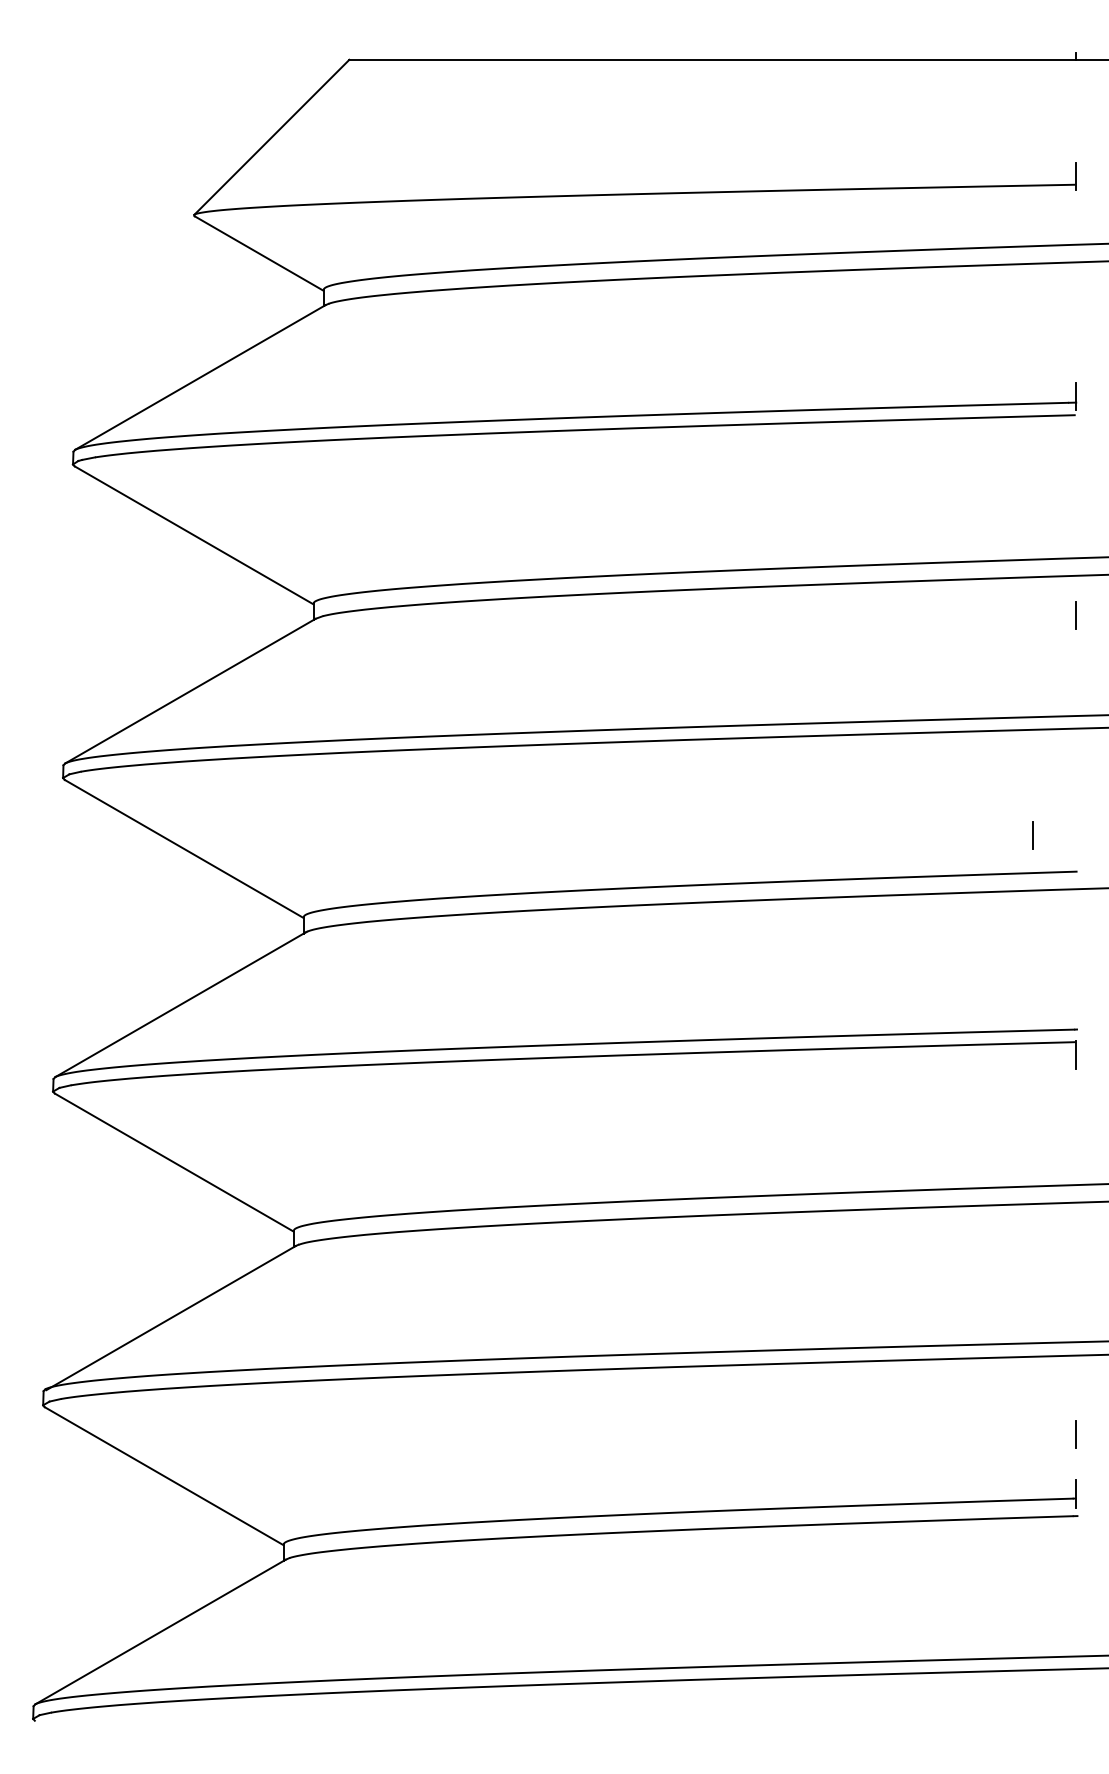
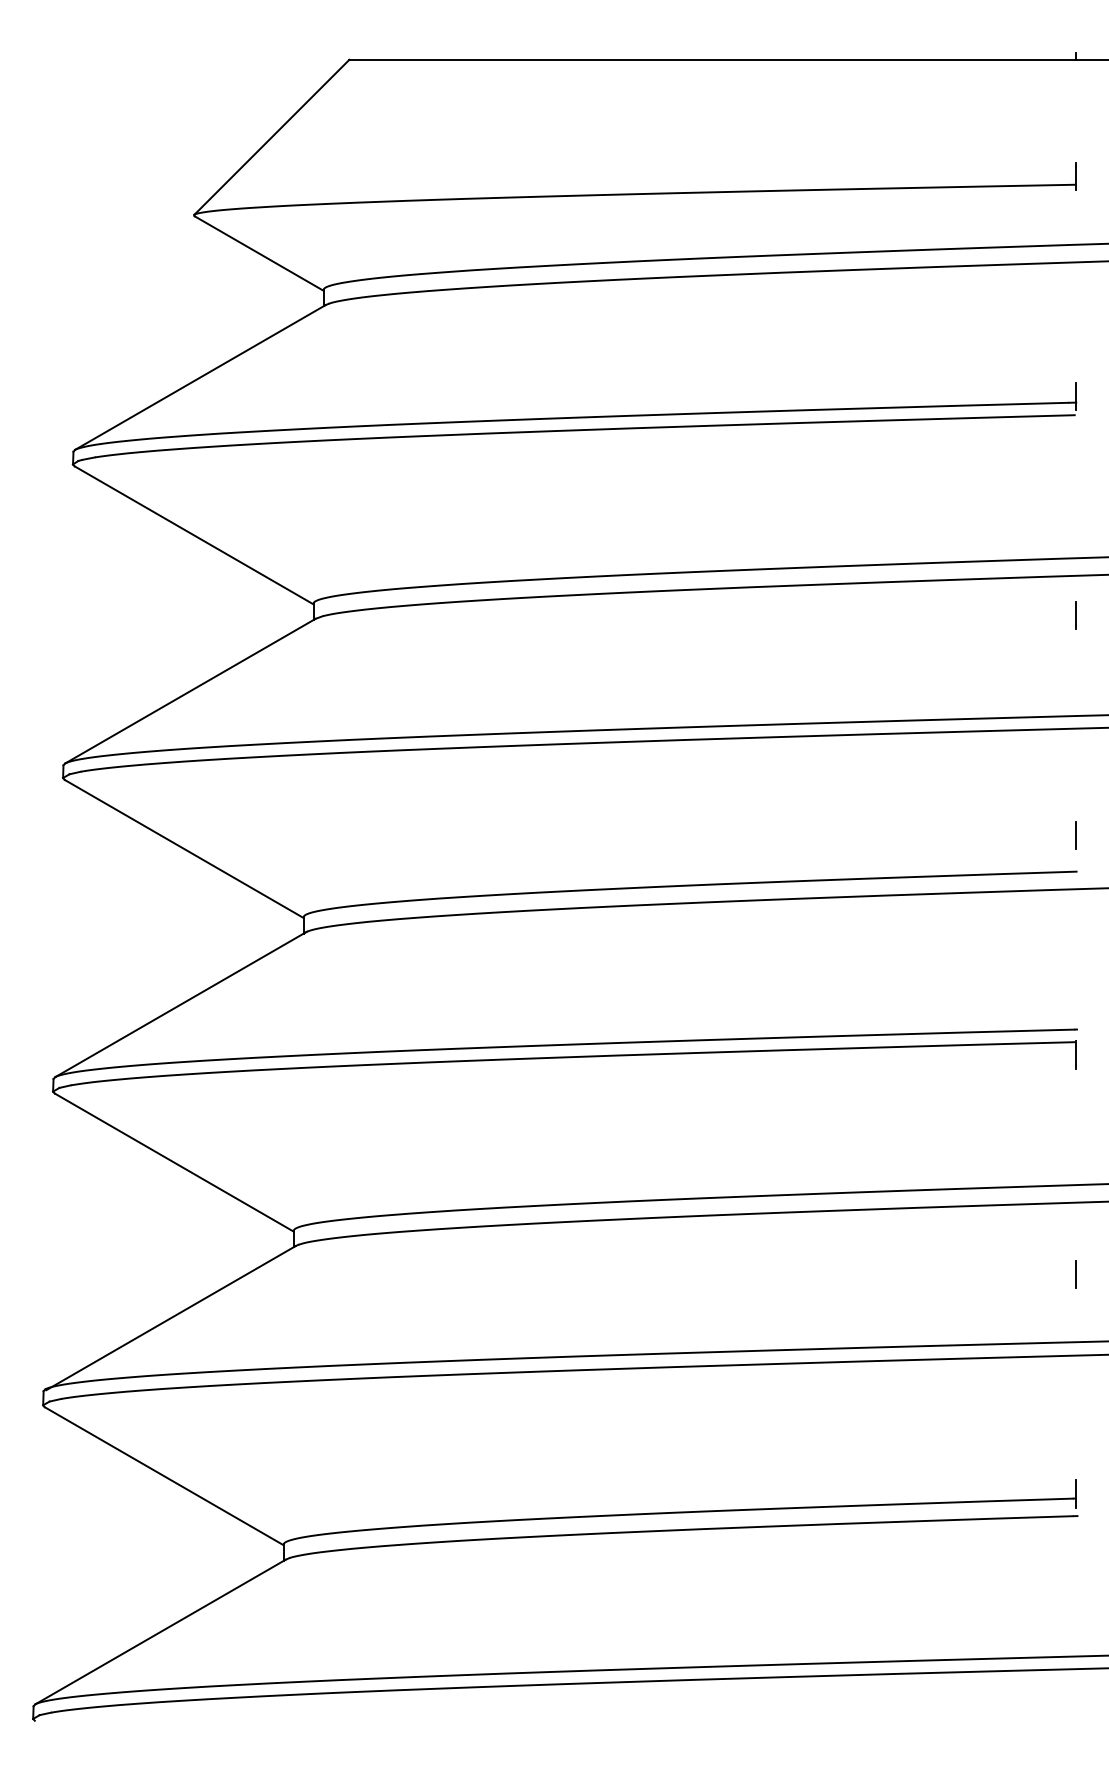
line position: (1032, 835) -> (1075, 835) (1075, 835)
line position: (1075, 1434) -> (1075, 1274) (1075, 1274)
